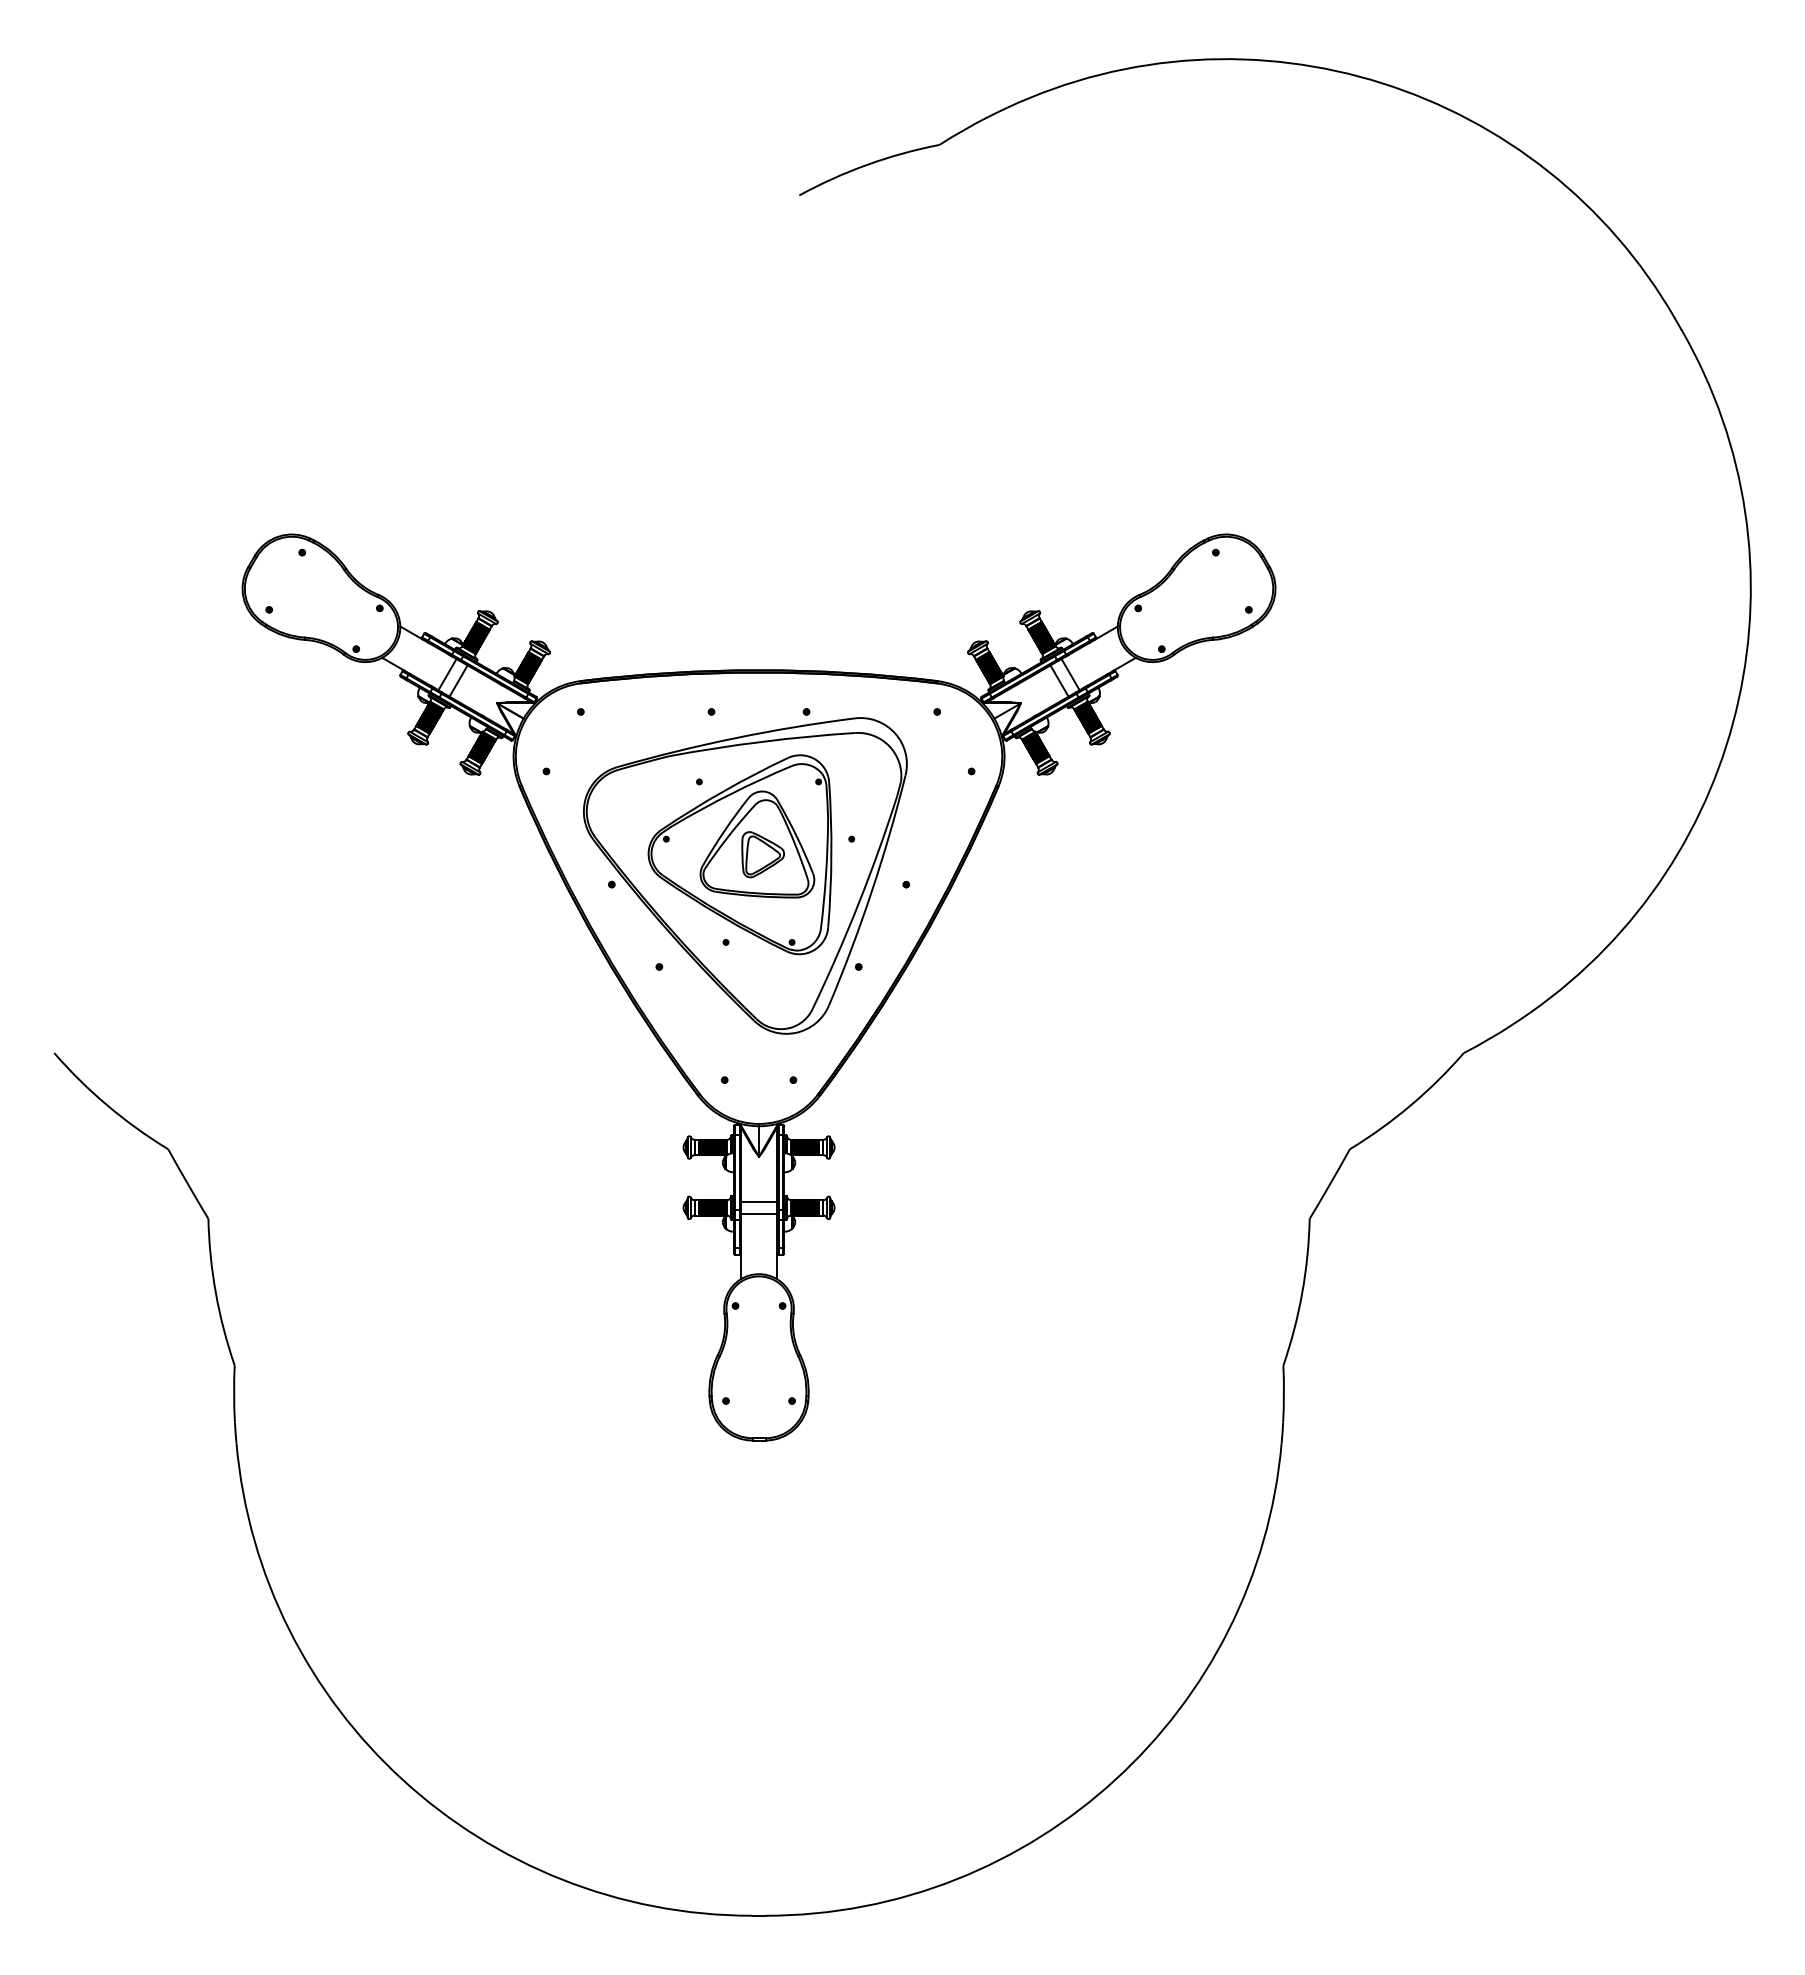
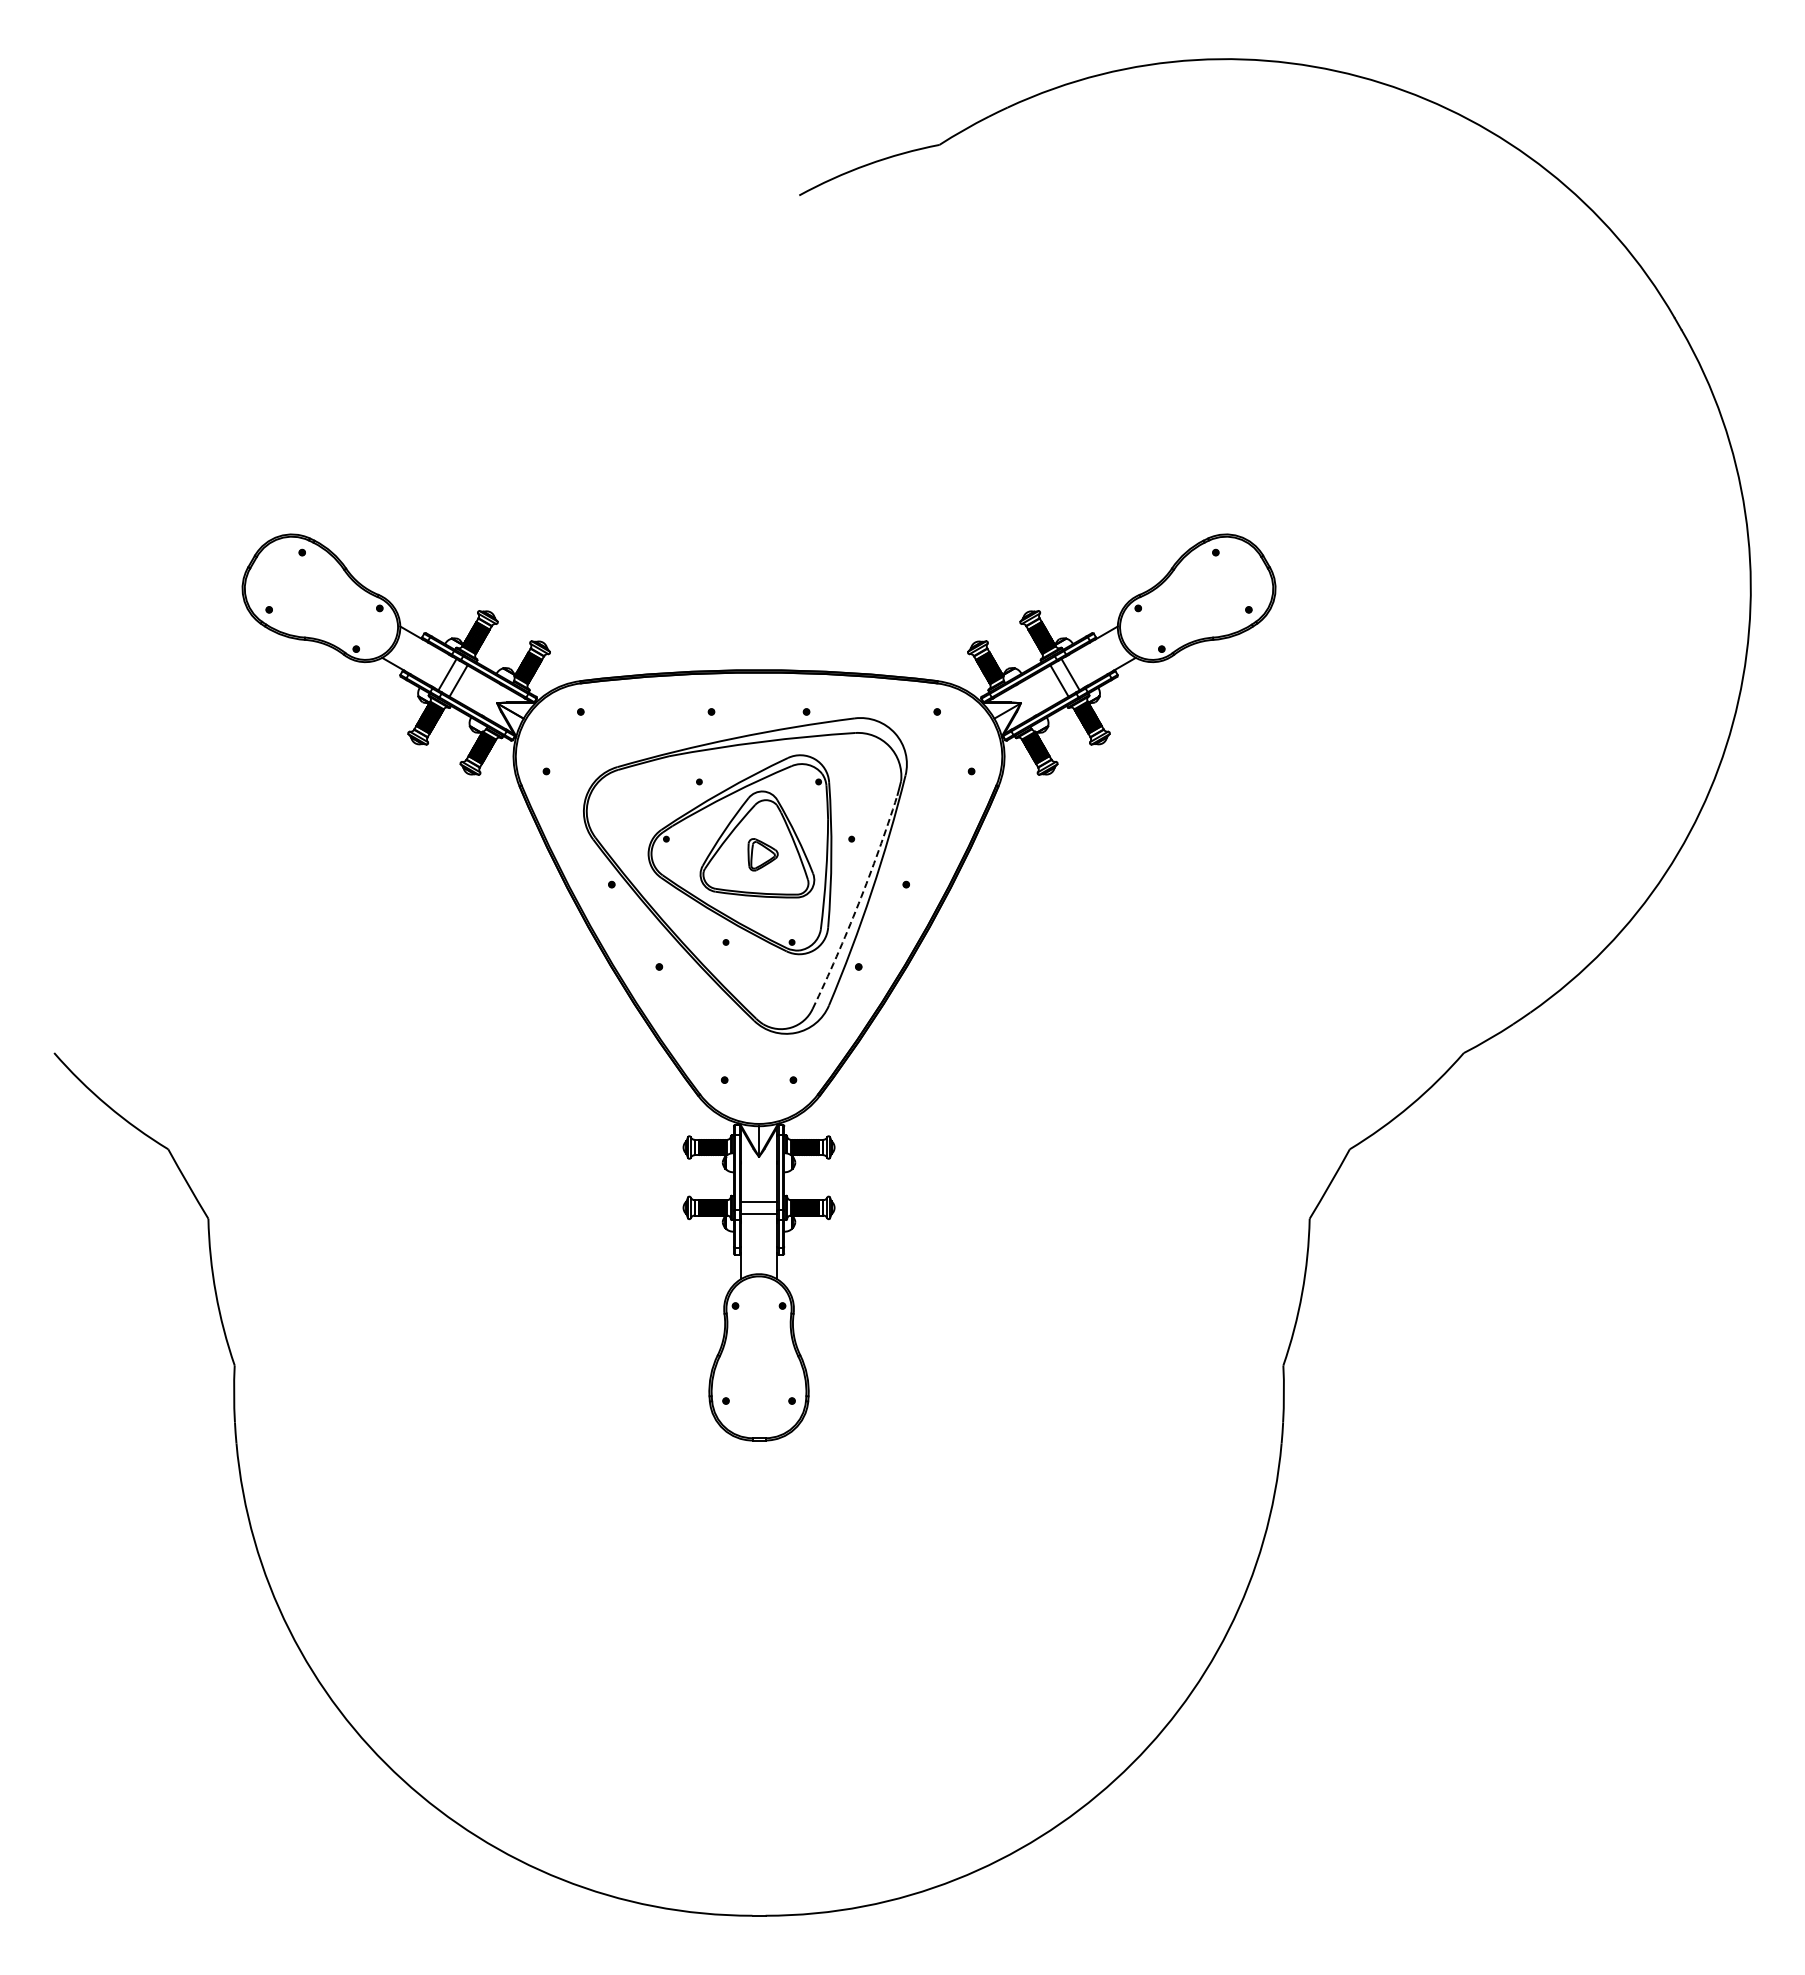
part size: 44x48 px -> 32x34 px (762, 854)
arc: solid -> dashed (858, 903)
